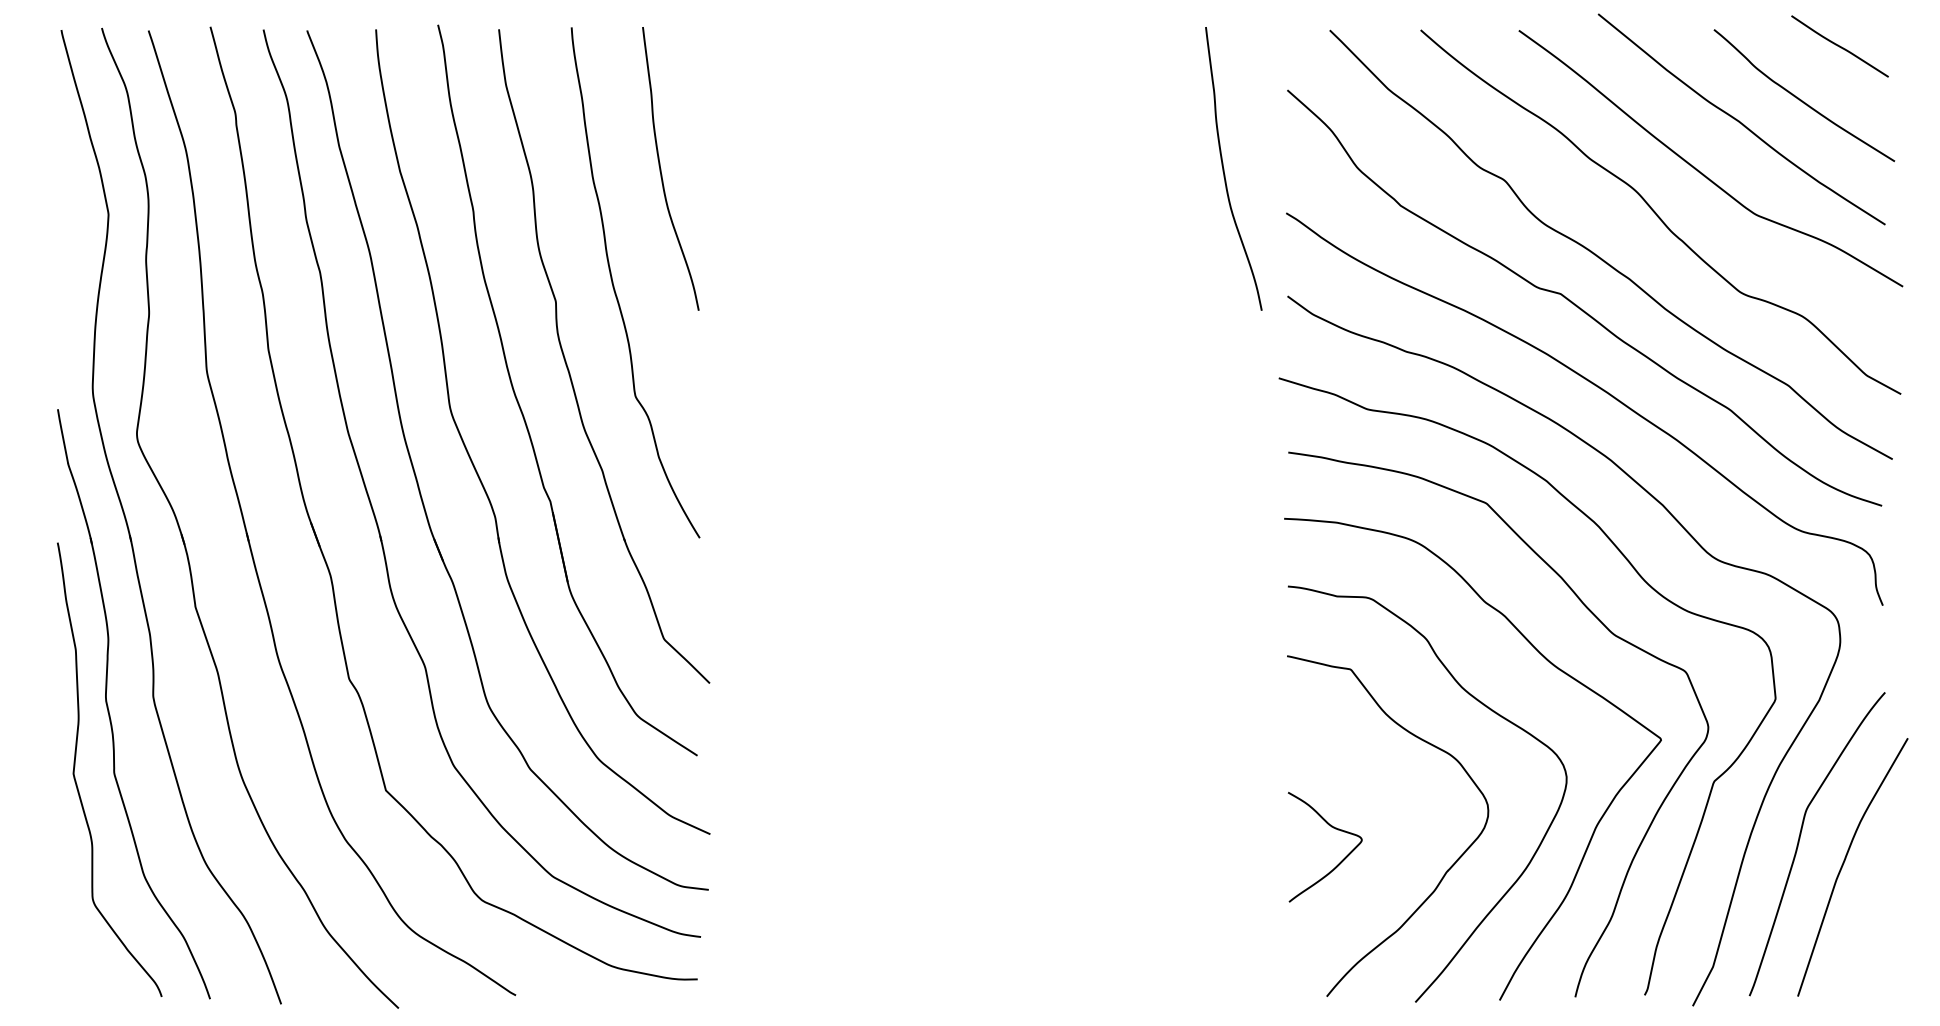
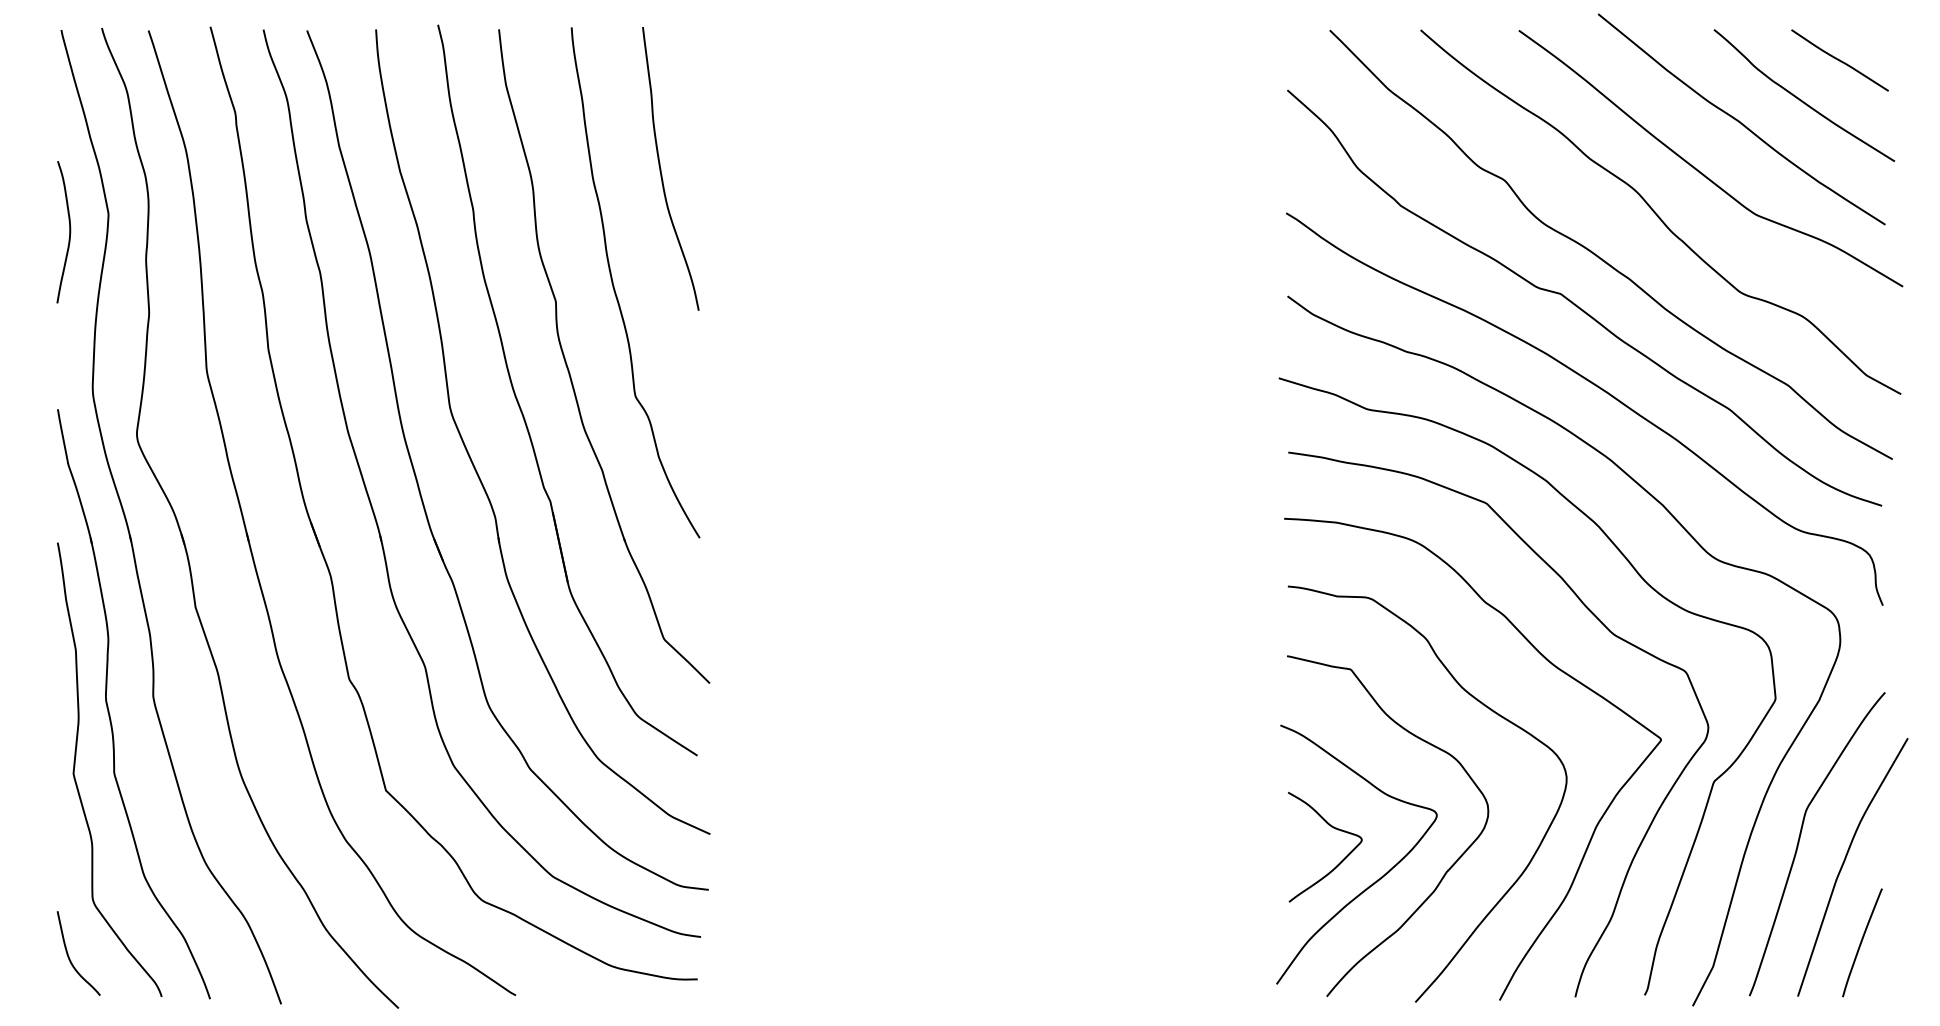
curve position: (1839, 46) -> (1839, 60) (1839, 60)
curve: present -> none (1224, 168)
curve: none -> present (69, 232)
curve: none -> present (1377, 879)
curve: none -> present (1862, 942)
curve: none -> present (70, 958)
